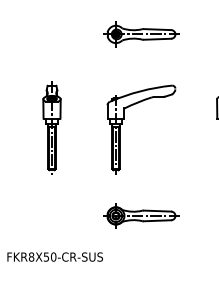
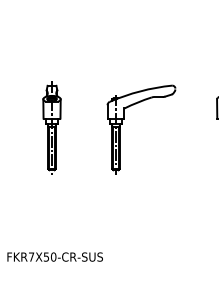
part: present -> none (141, 34)
part: present -> none (141, 215)
text: FKR8X50-CR-SUS -> FKR7X50-CR-SUS (31, 256)
